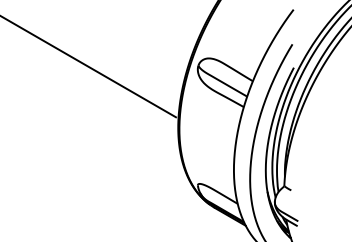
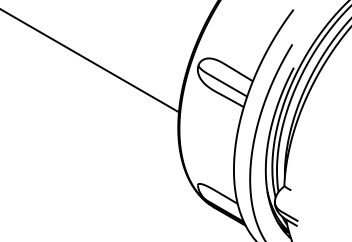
line position: (89, 67) -> (90, 61) (90, 61)
